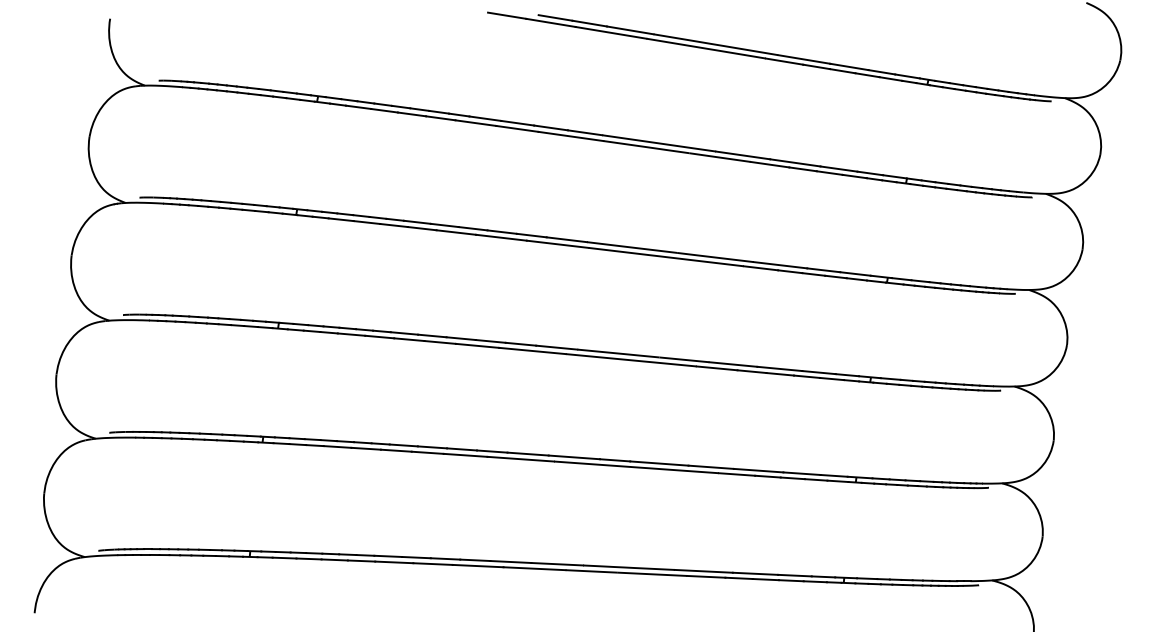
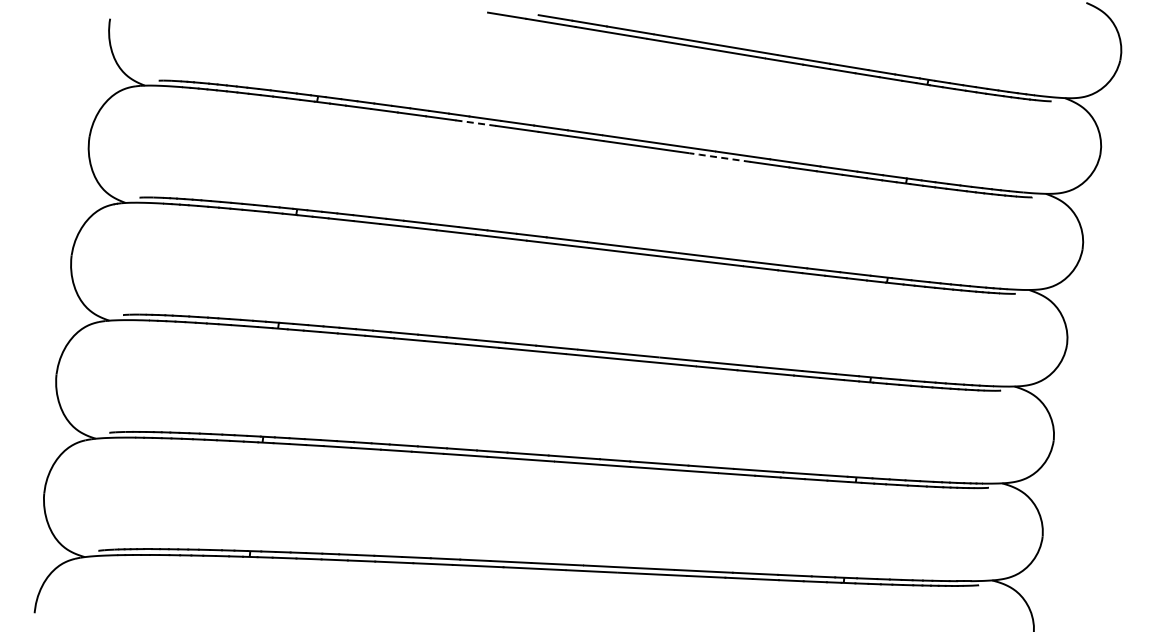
line: solid -> dashed (475, 123)
line: solid -> dashed (718, 157)
